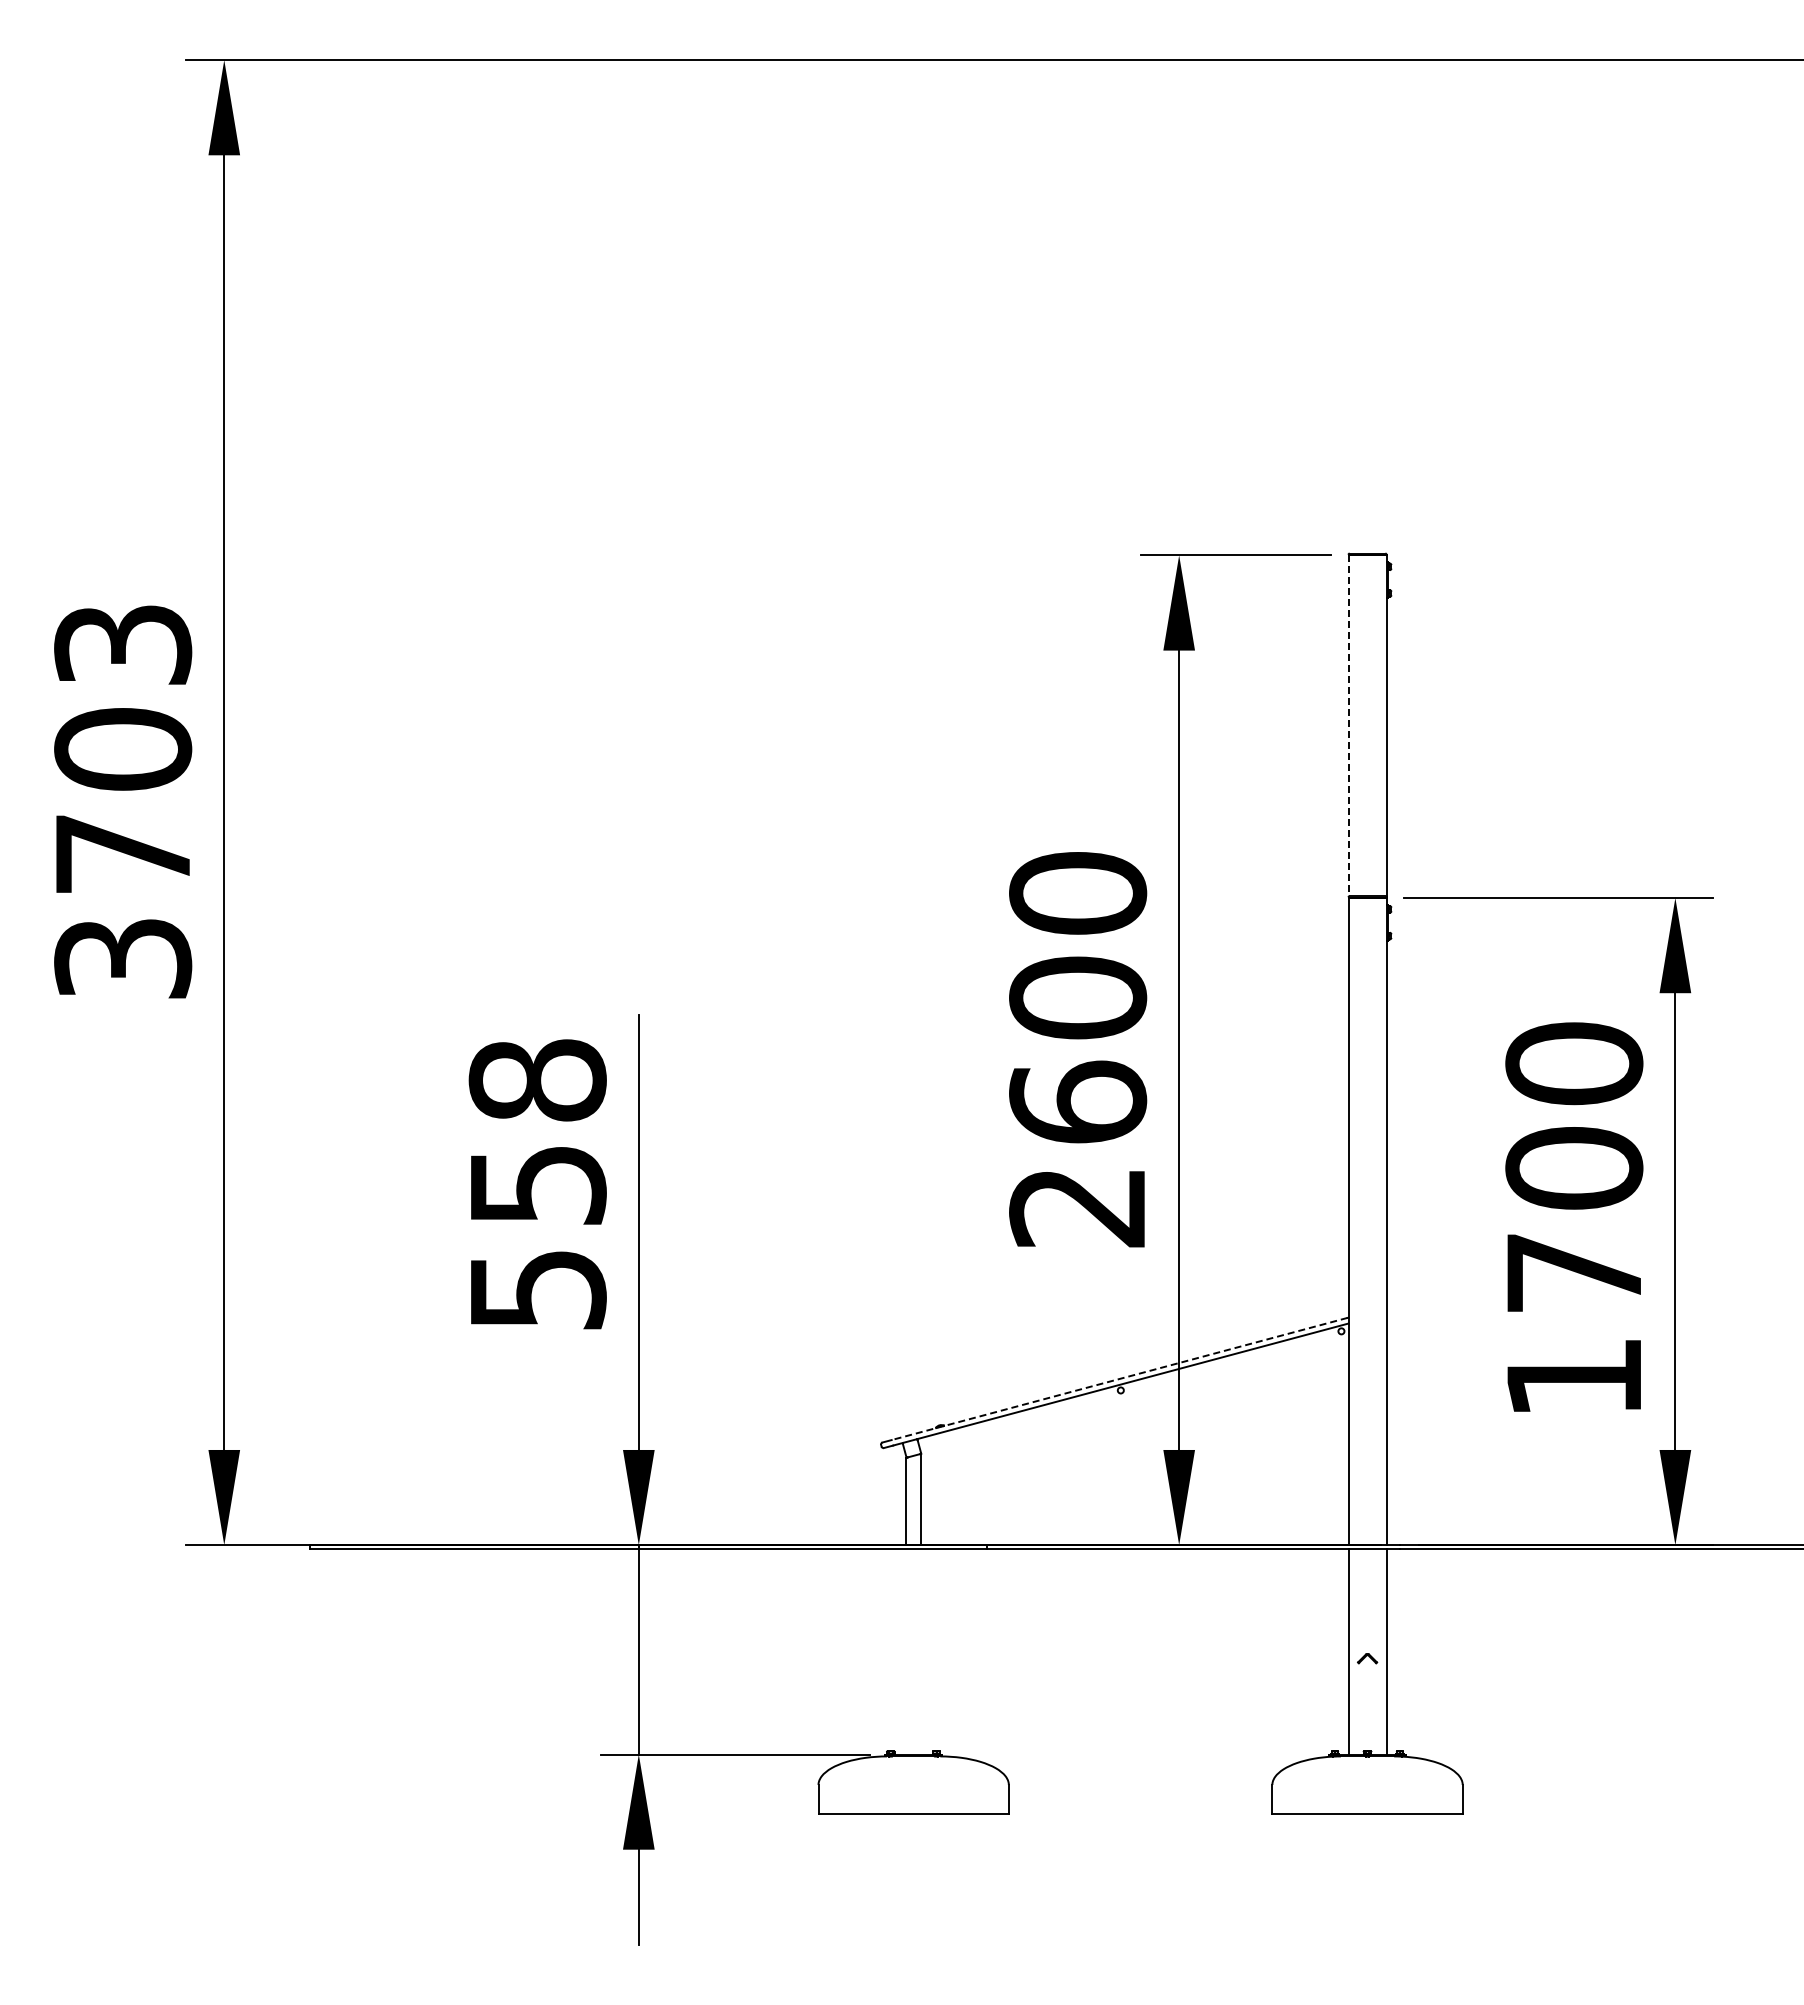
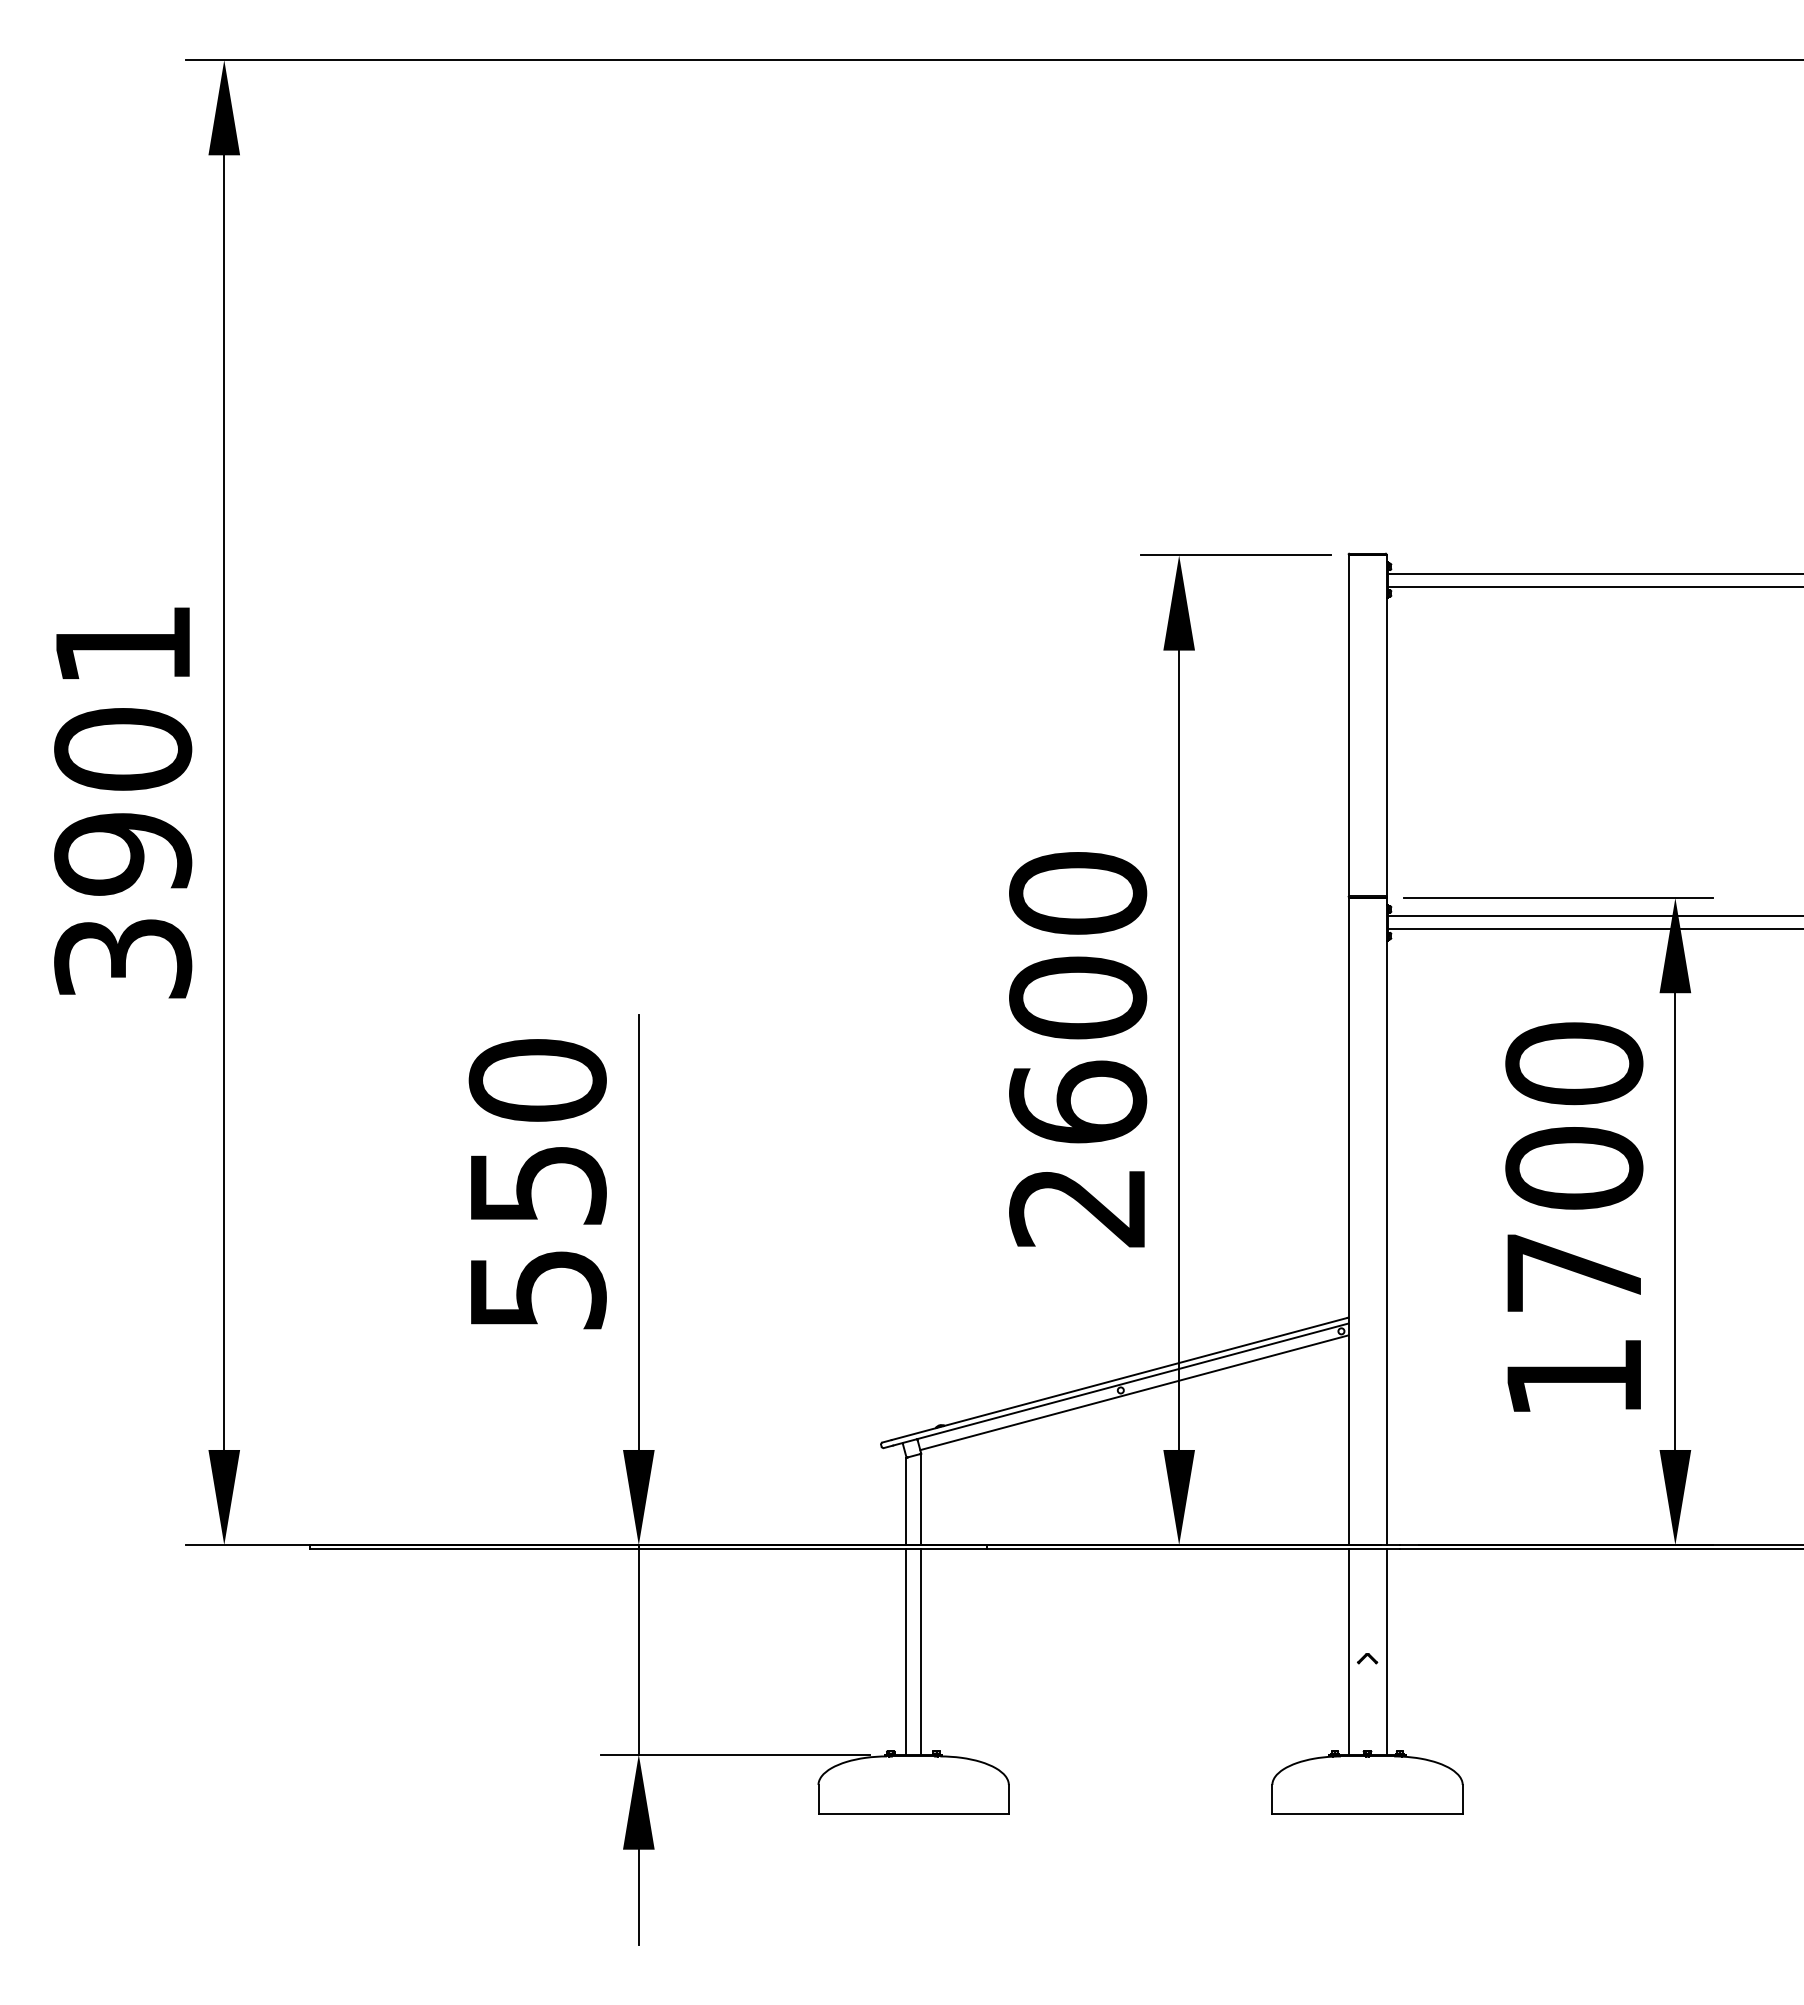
line: none -> present (1594, 573)
line: none -> present (1594, 586)
line: dashed -> solid (1348, 726)
text: 3703 -> 3901 (123, 750)
line: none -> present (1594, 916)
line: none -> present (1594, 929)
text: 558 -> 550 (537, 1080)
line: dashed -> solid (1119, 1379)
line: none -> present (1134, 1392)
line: none -> present (906, 1651)
line: none -> present (921, 1651)
